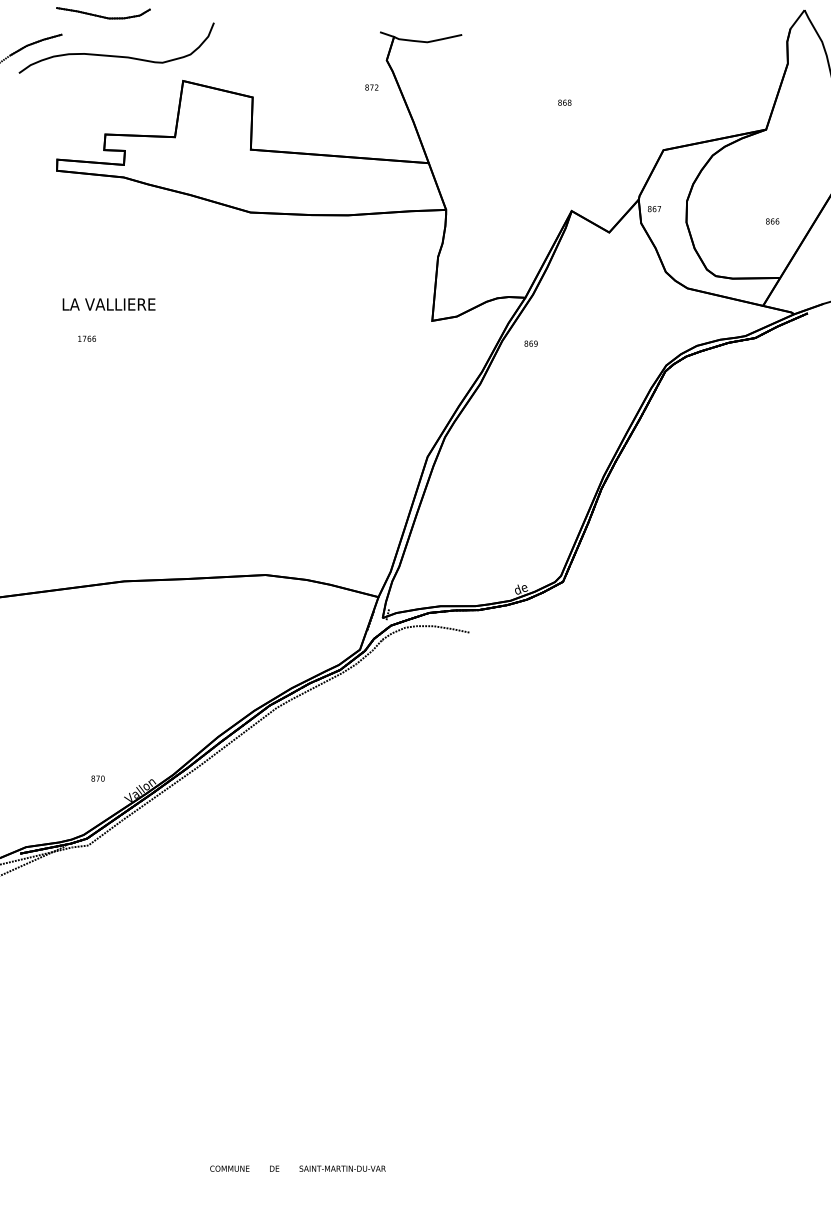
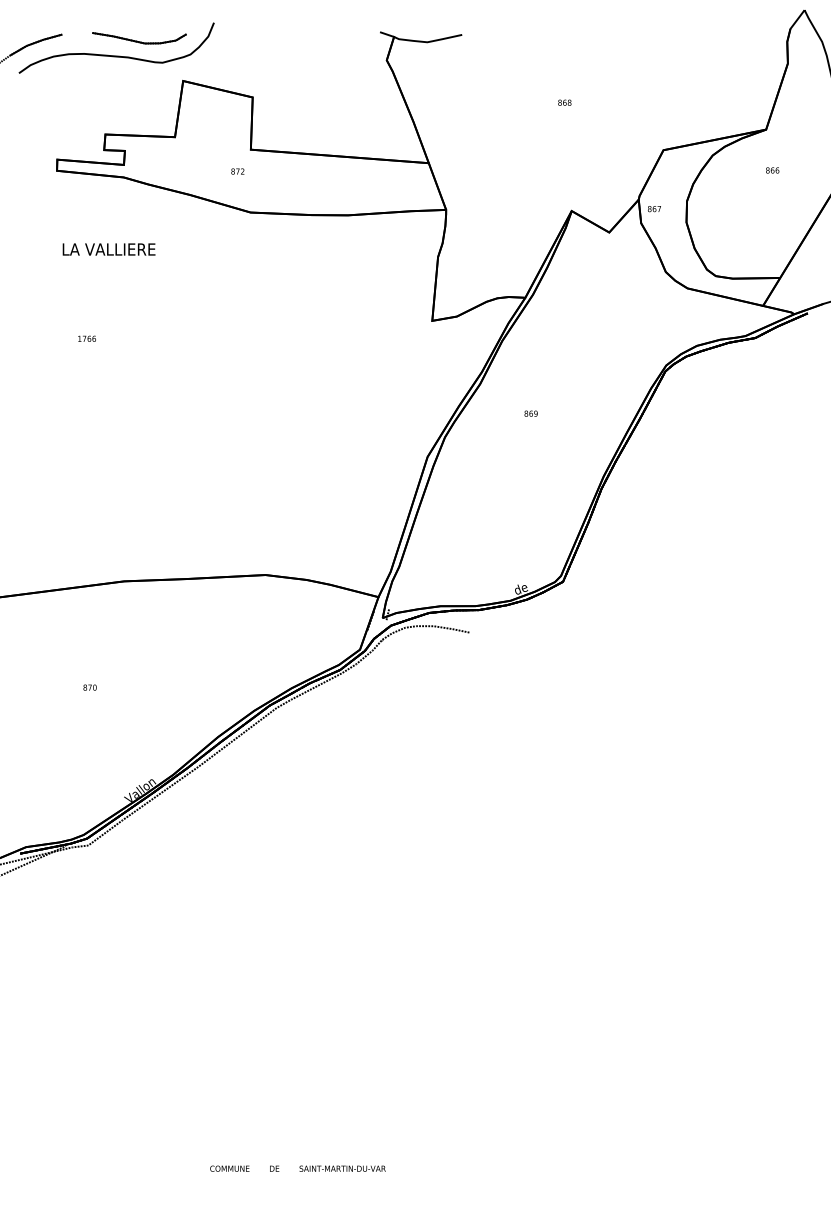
part position: (103, 13) -> (139, 38) (139, 38)
text position: (371, 87) -> (237, 171) (237, 171)
text position: (772, 221) -> (772, 170) (772, 170)
text position: (108, 304) -> (108, 249) (108, 249)
text position: (530, 343) -> (530, 413) (530, 413)
text position: (97, 778) -> (89, 687) (89, 687)
